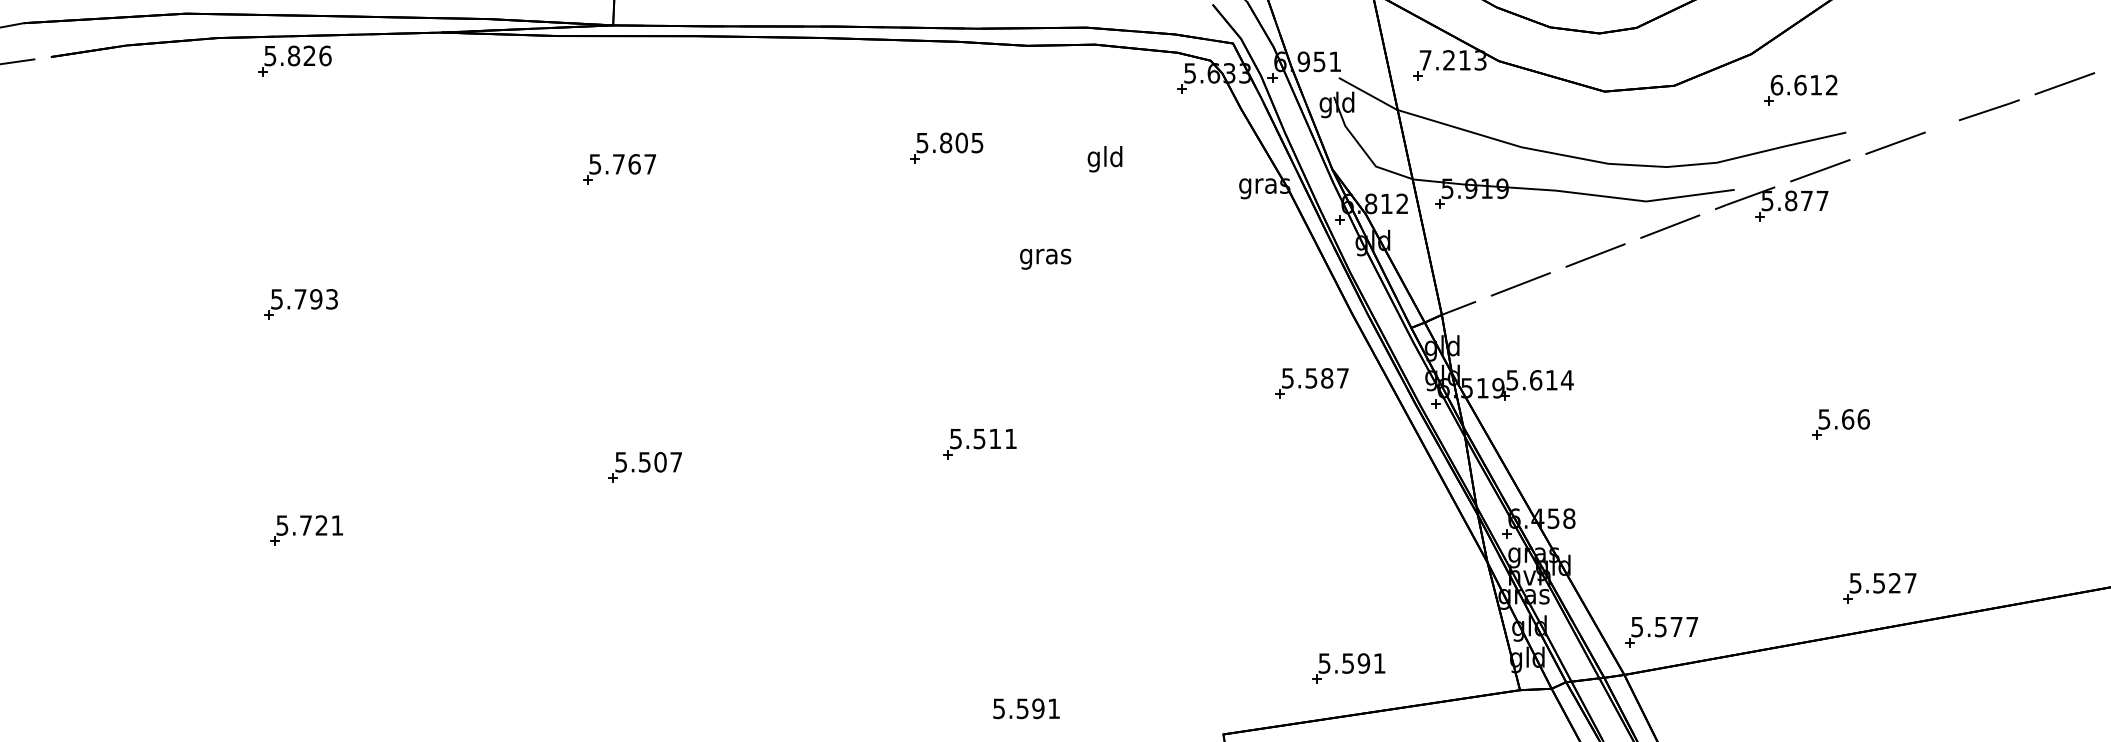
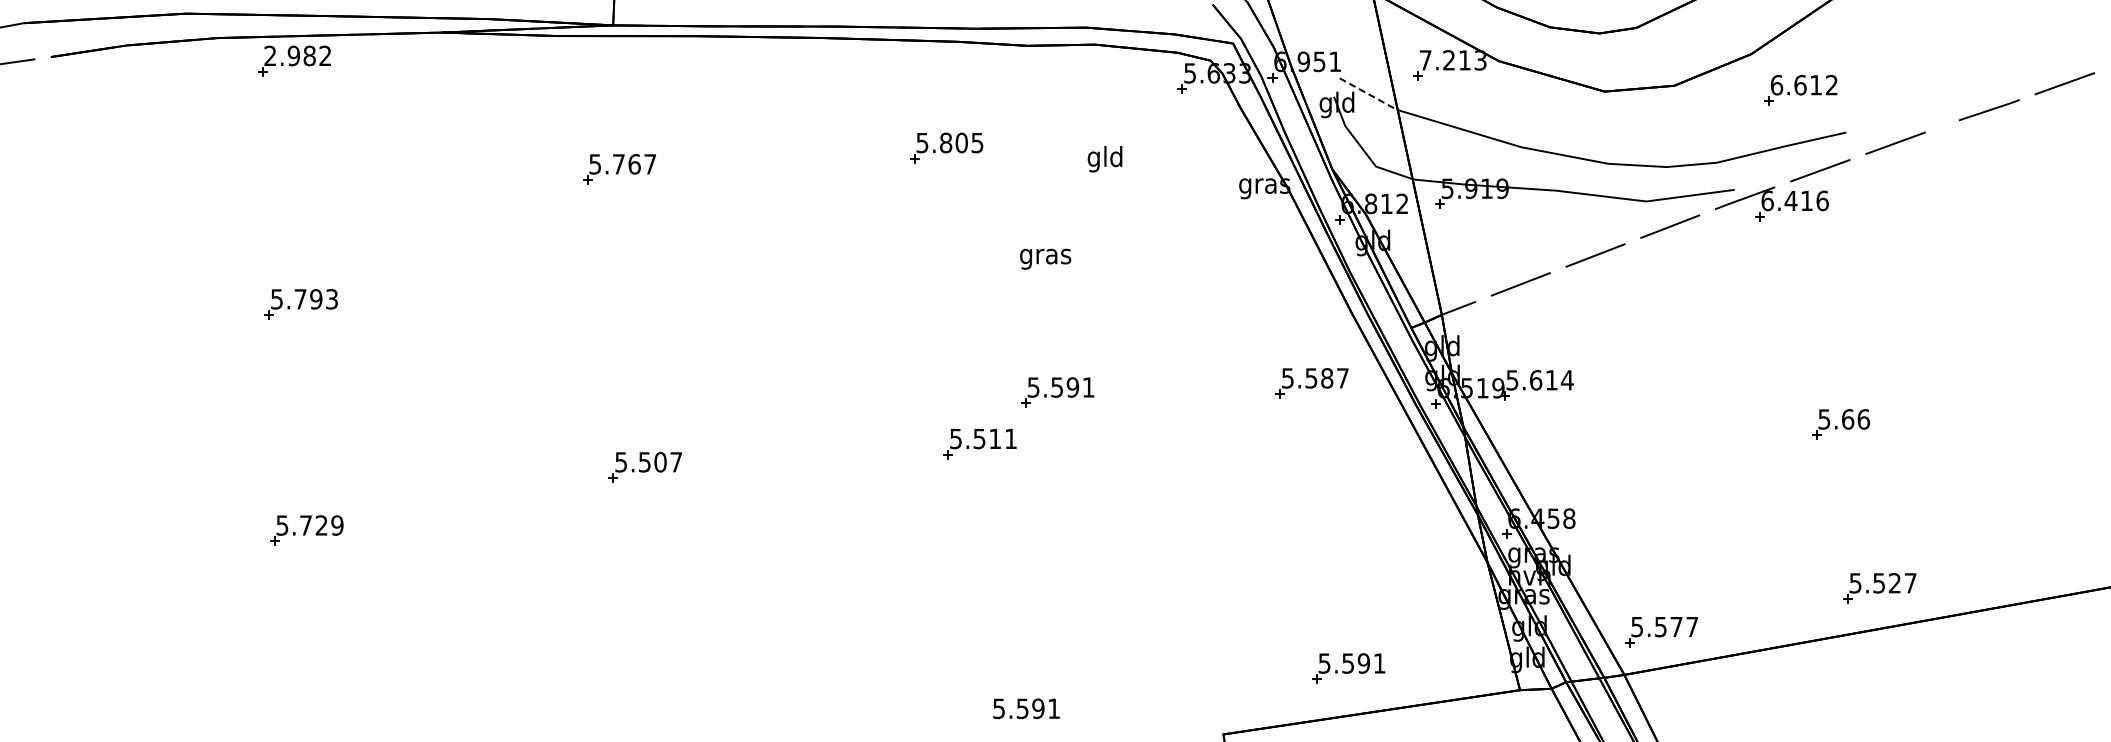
text: 5.826 -> 2.982 (297, 55)
line: solid -> dashed (1368, 94)
text: 5.877 -> 6.416 (1794, 200)
part: none -> present (1057, 392)
text: 5.721 -> 5.729 (337, 525)
